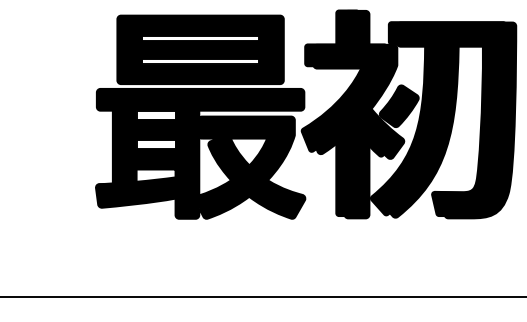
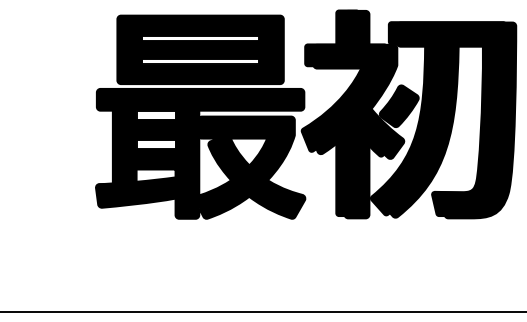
line position: (262, 297) -> (262, 312) (262, 312)
